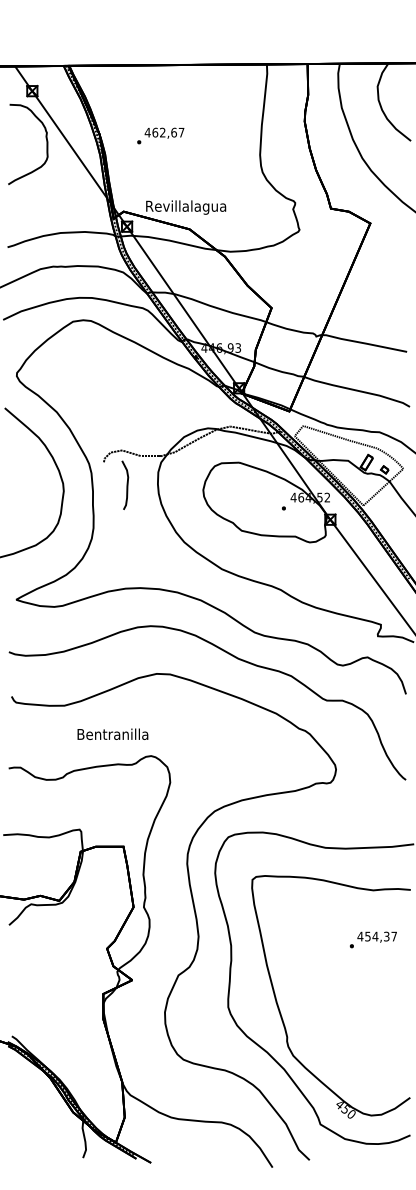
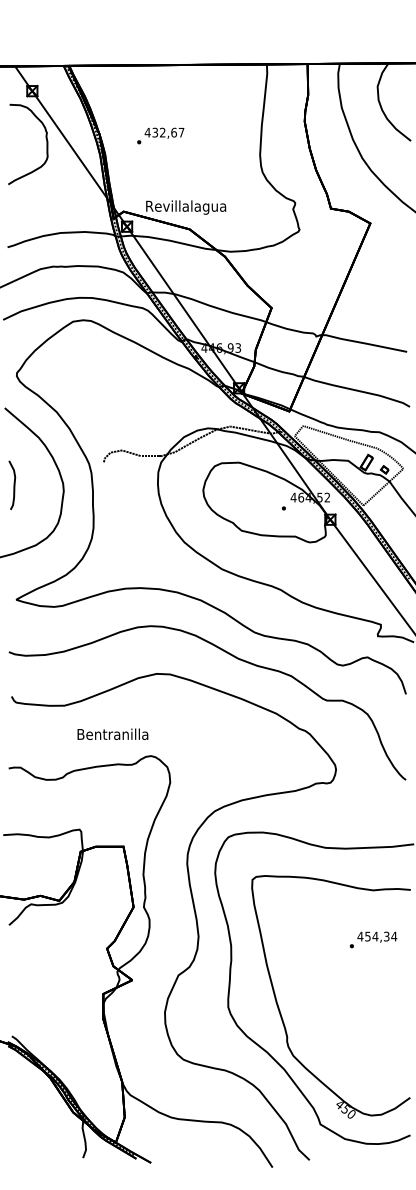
text: 462,67 -> 432,67 (155, 132)
curve position: (126, 484) -> (13, 484) (13, 484)
text: 454,37 -> 454,34 (394, 936)
